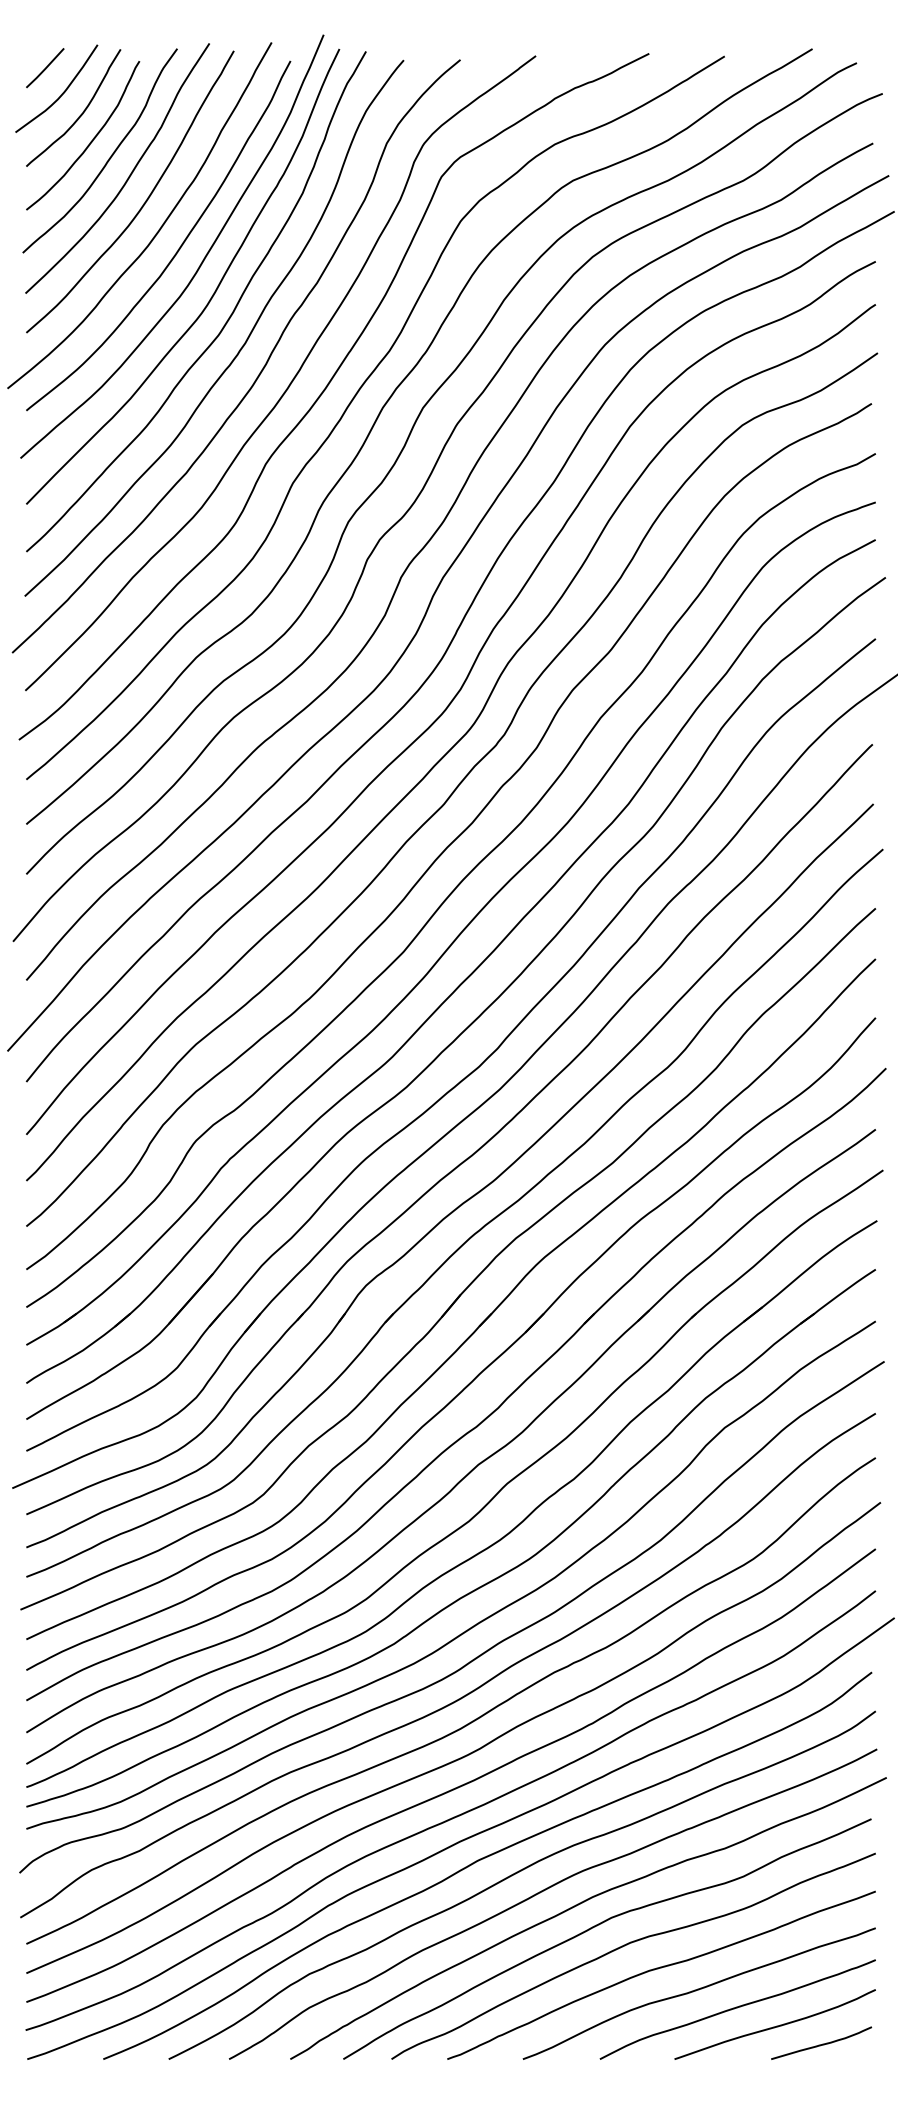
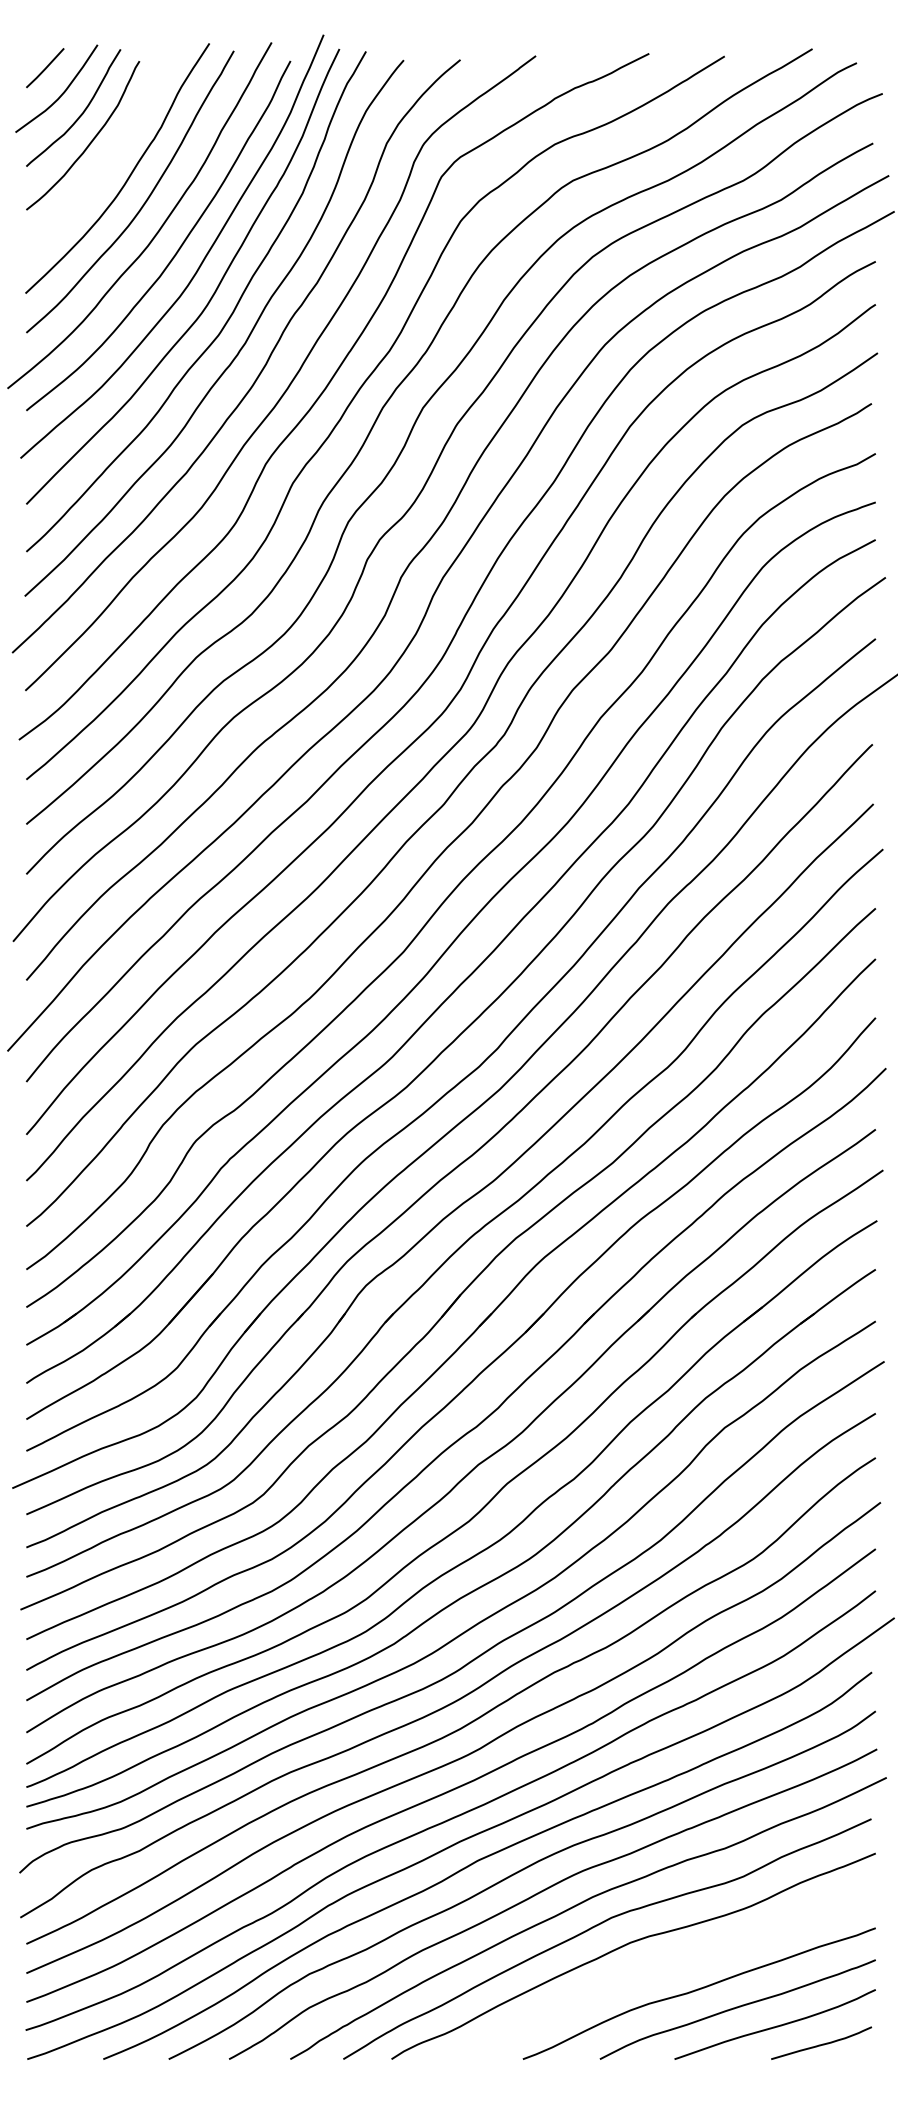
curve: present -> none (108, 158)
curve: present -> none (658, 1969)
